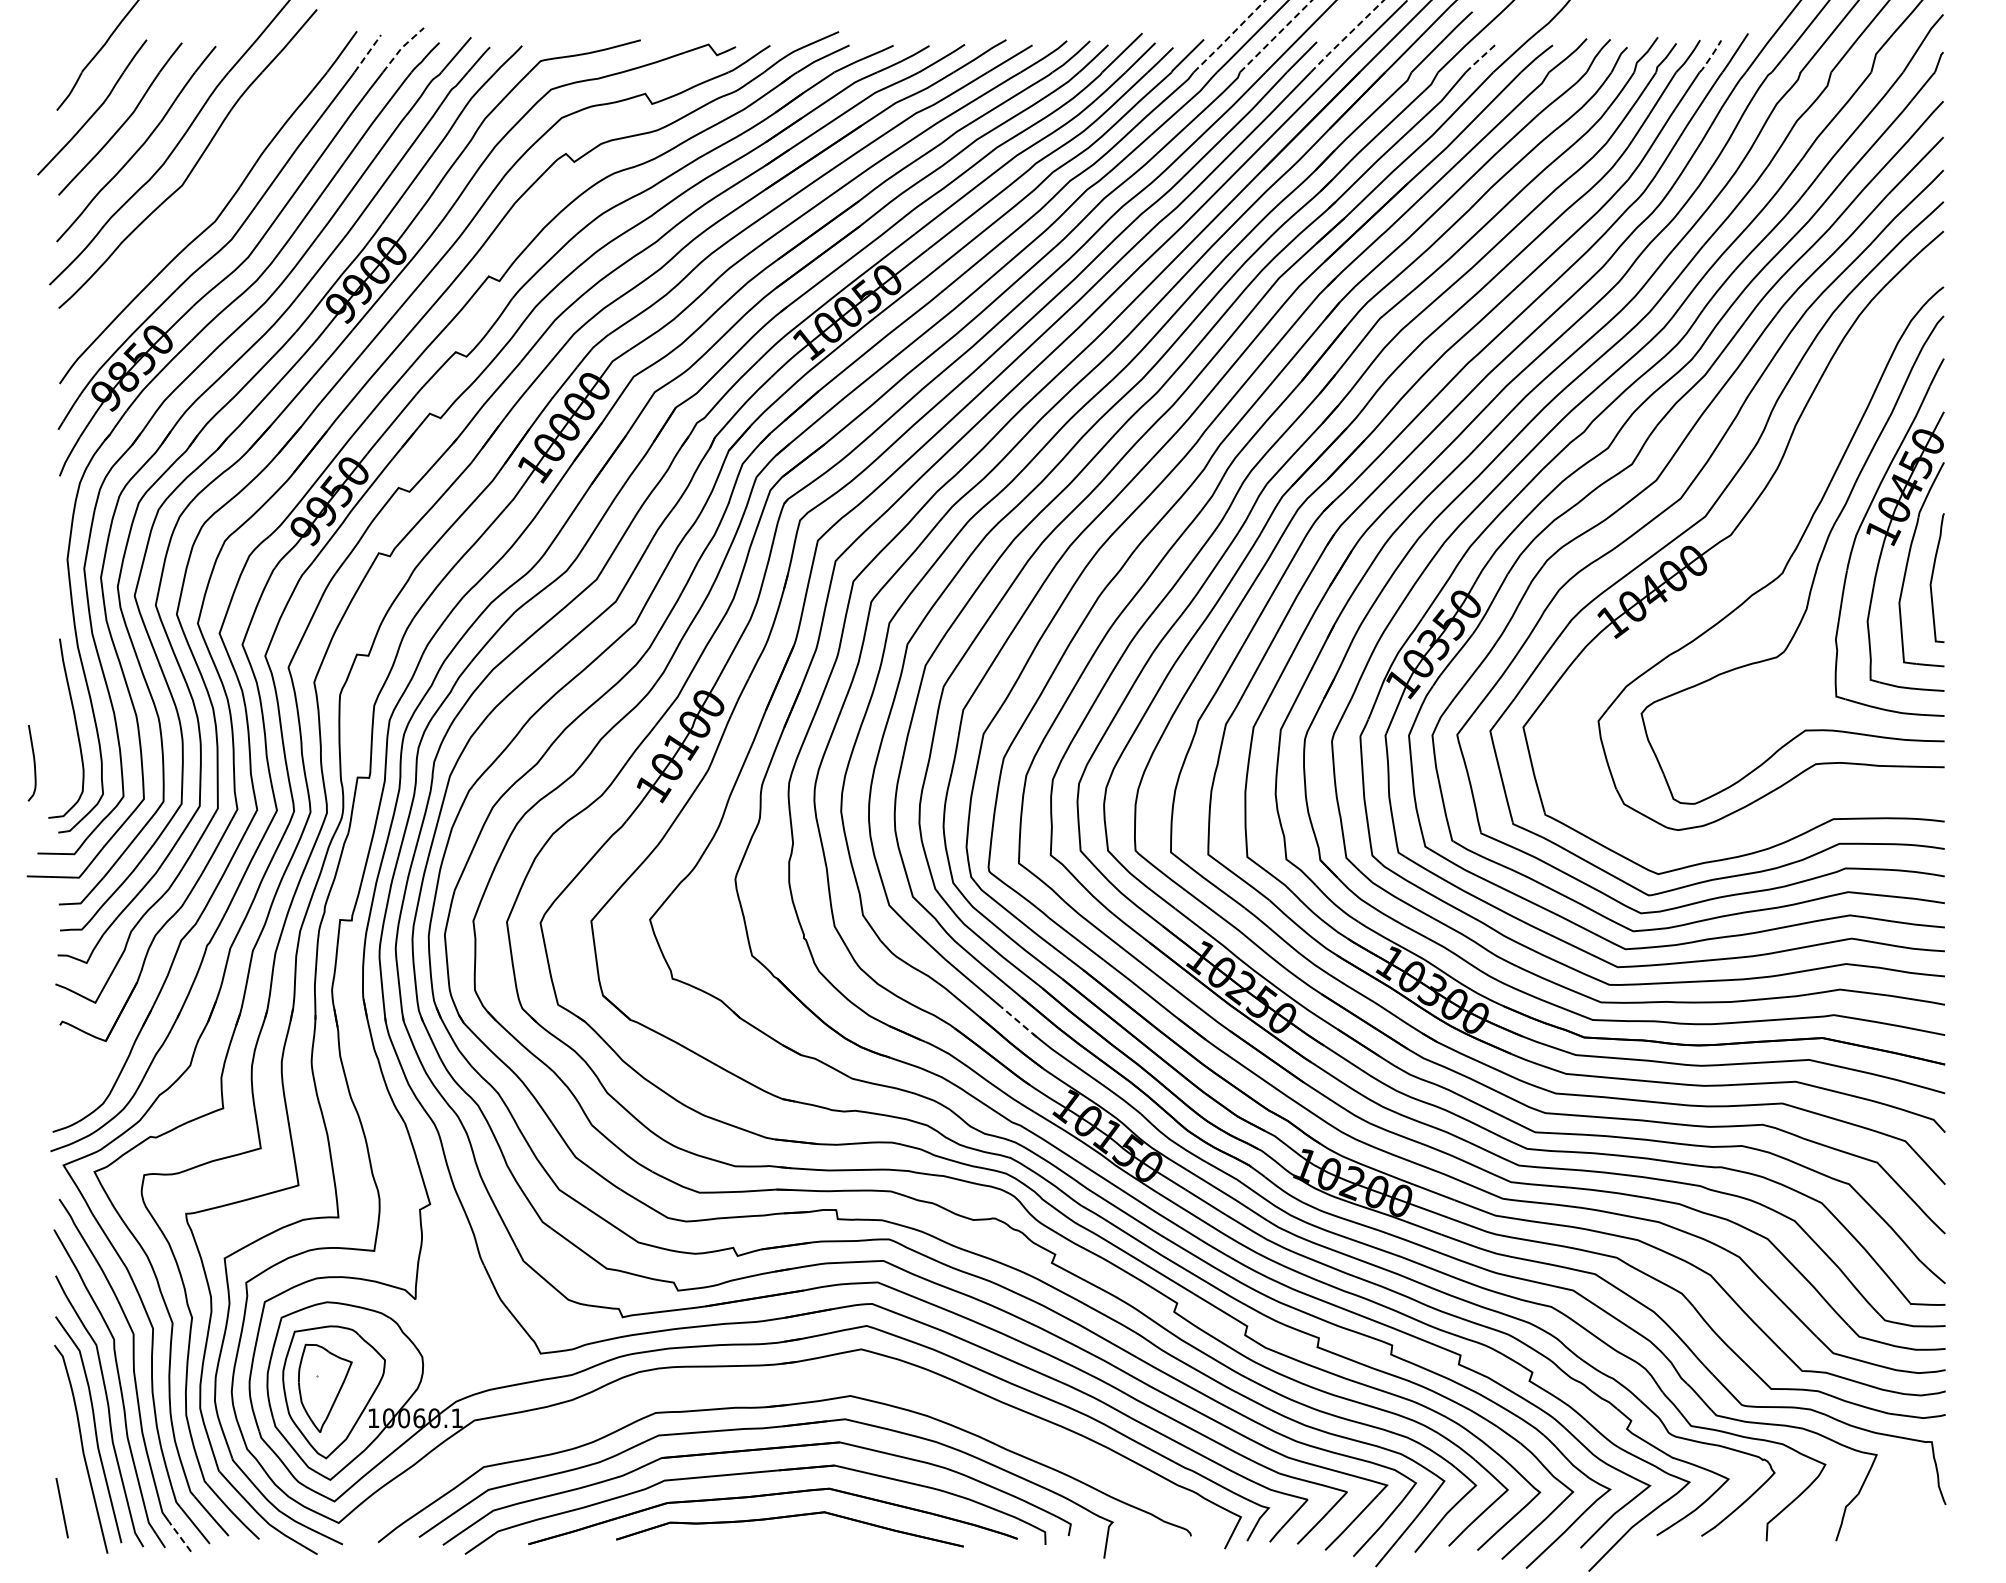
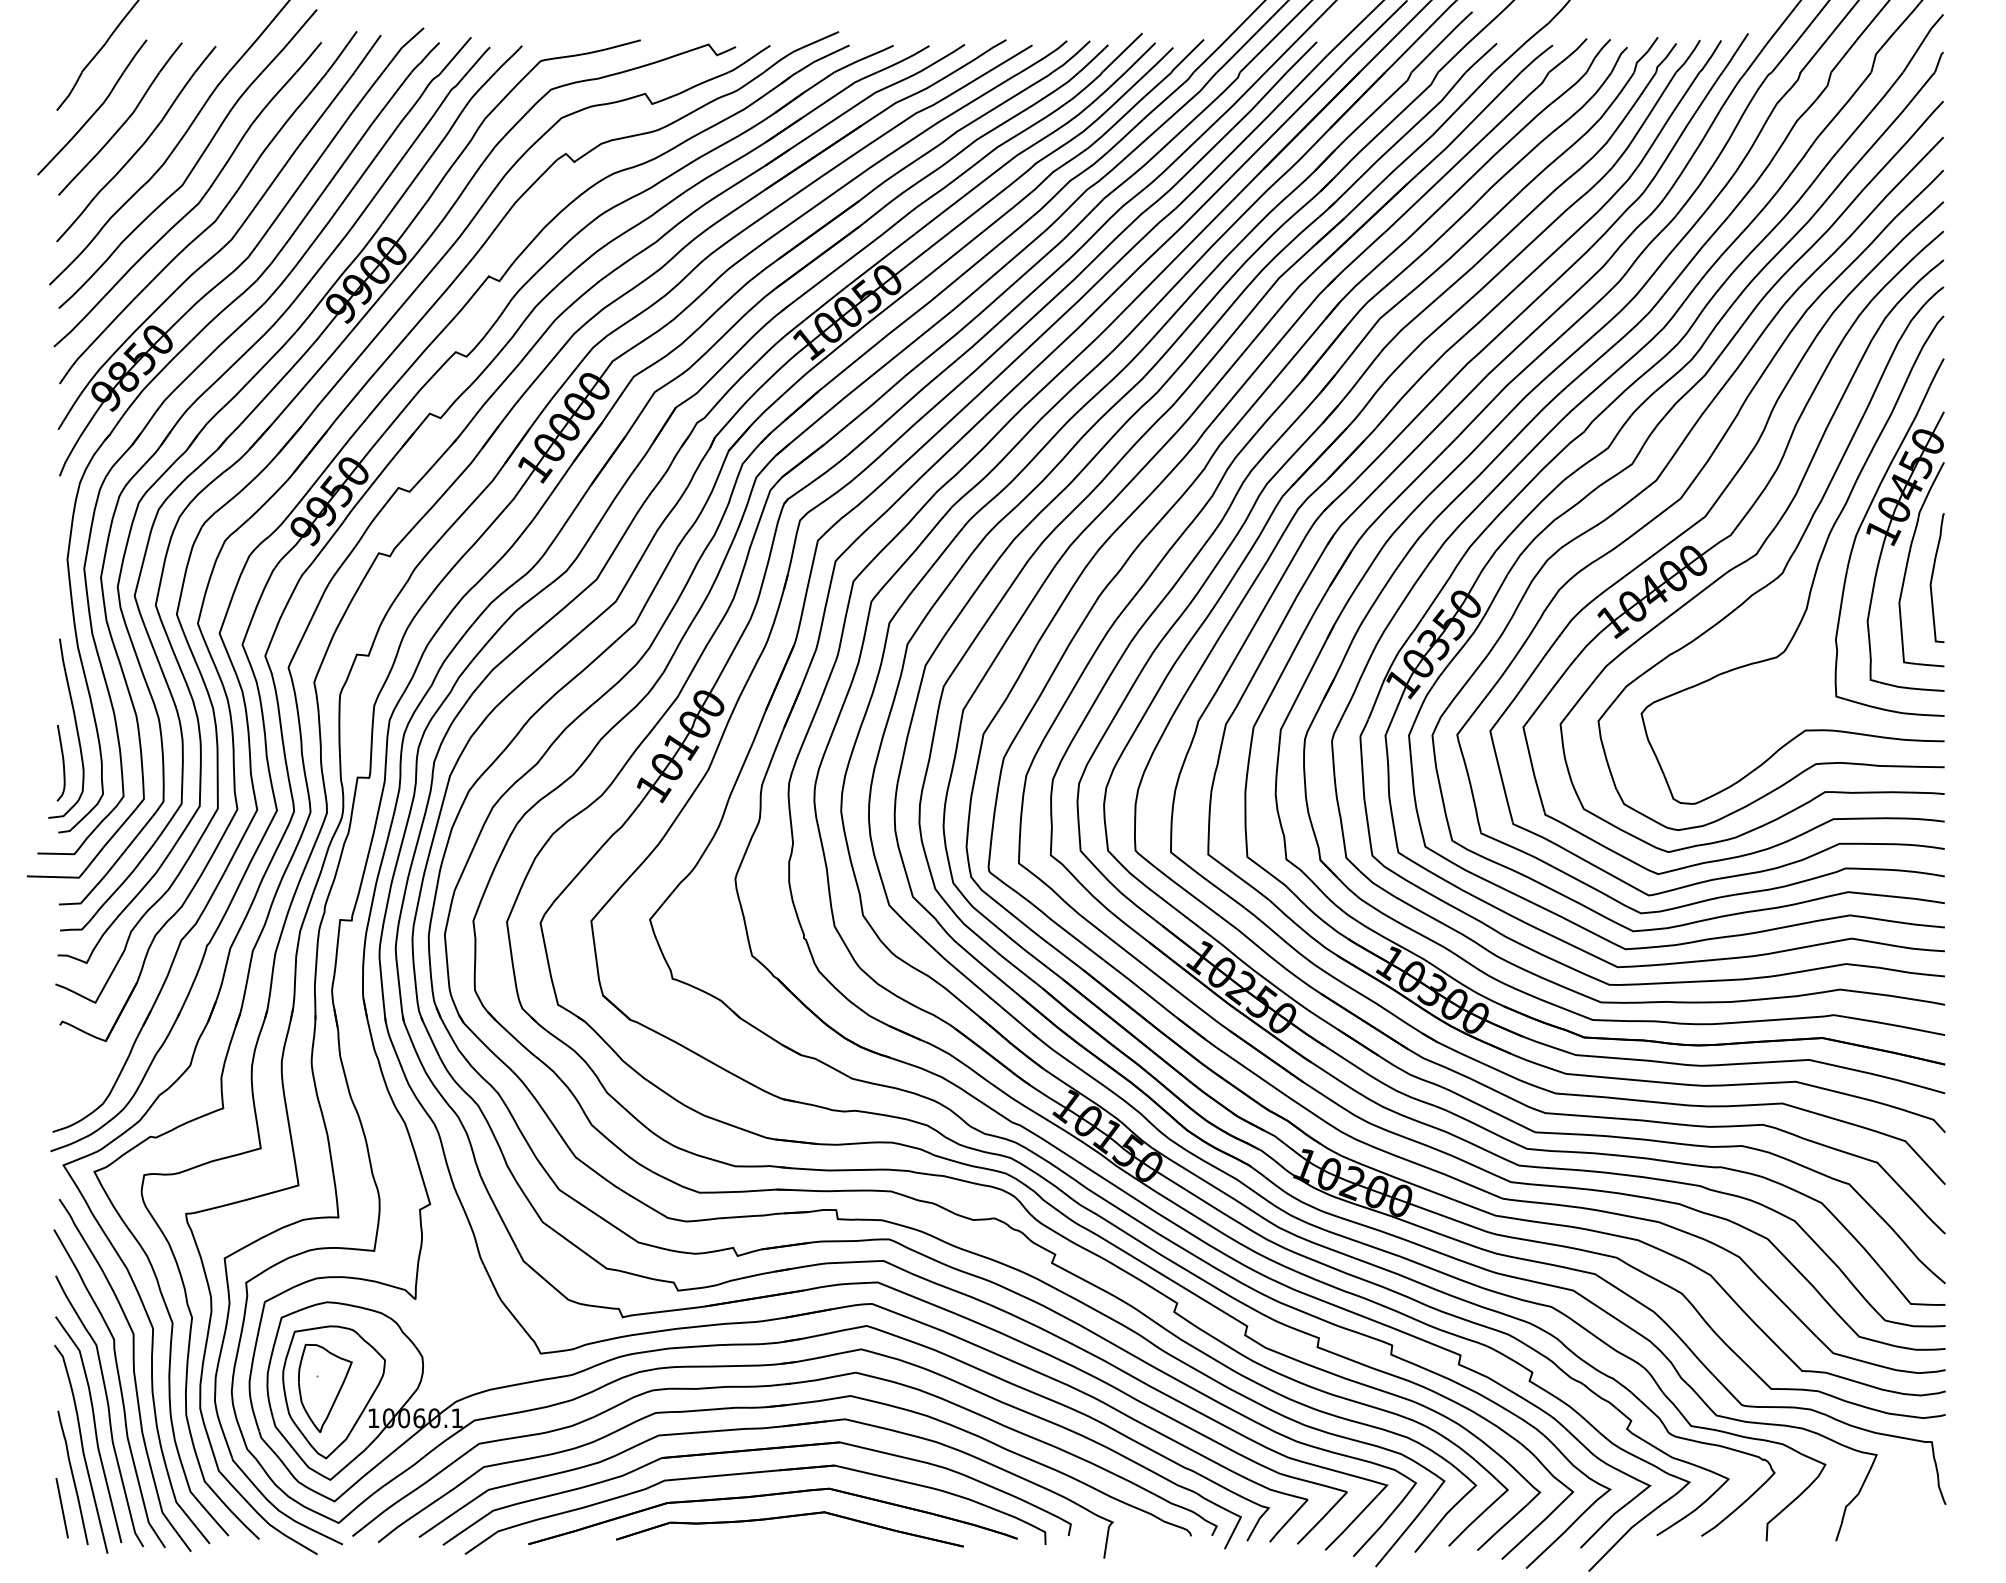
line: dashed -> solid (1275, 36)
line: dashed -> solid (1347, 36)
line: dashed -> solid (1229, 37)
line: dashed -> solid (401, 48)
line: dashed -> solid (367, 53)
line: dashed -> solid (1711, 56)
line: dashed -> solid (1481, 58)
part: none -> present (199, 200)
part: none -> present (1751, 555)
curve position: (33, 763) -> (62, 763) (62, 763)
line: dashed -> solid (1019, 1022)
part: none -> present (776, 1386)
line: none -> present (72, 1477)
line: dashed -> solid (179, 1535)
